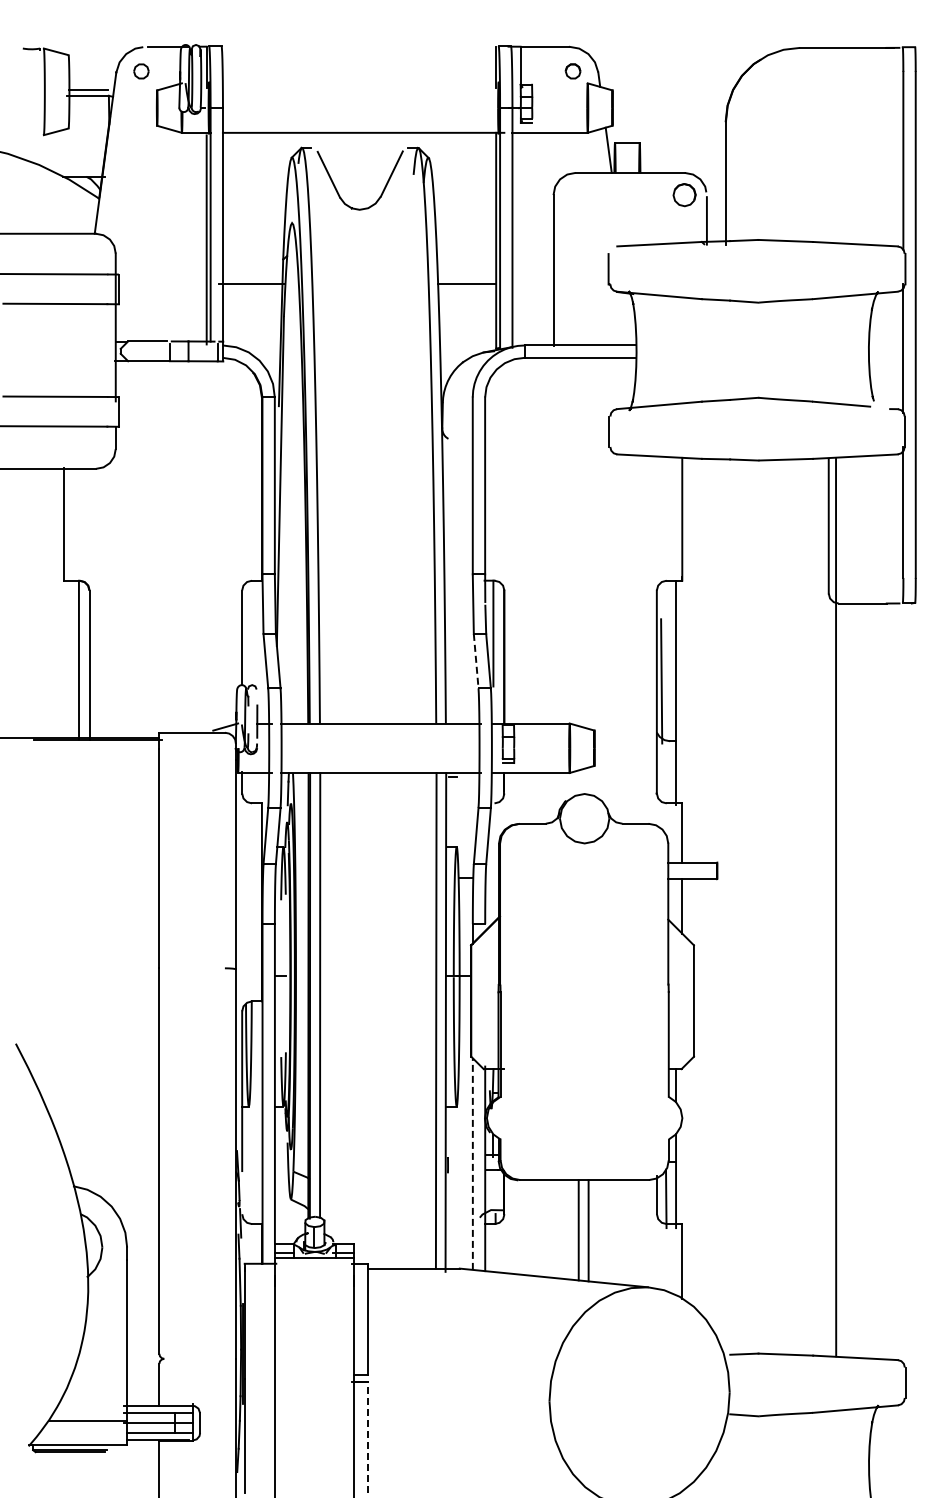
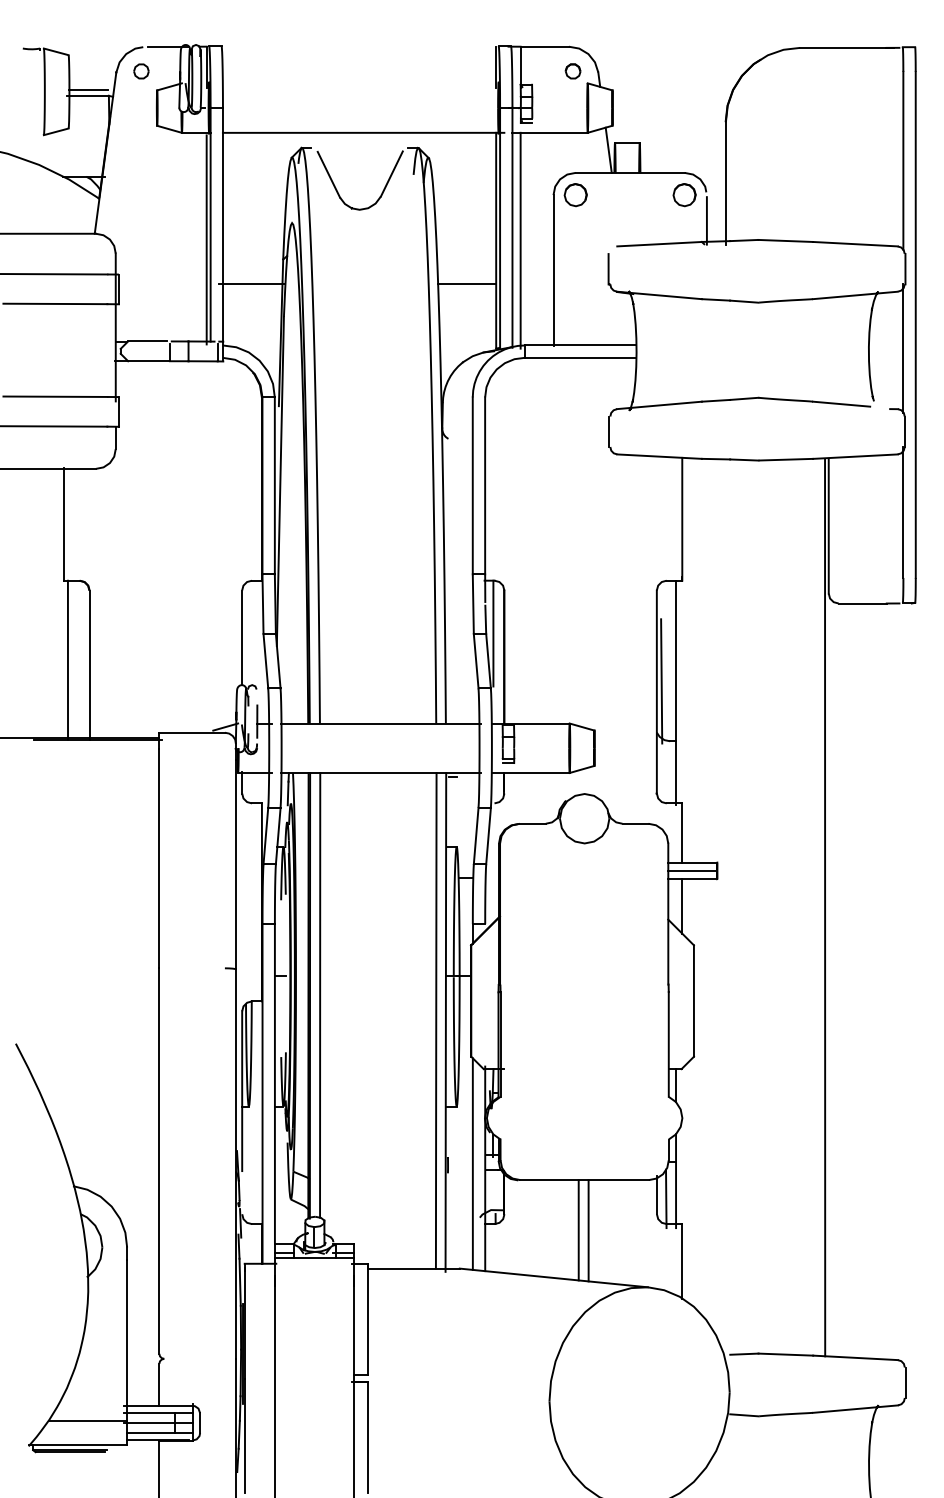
part: none -> present (575, 195)
line: none -> present (520, 240)
line position: (78, 659) -> (67, 659) (67, 659)
line: dashed -> solid (476, 661)
line: none -> present (692, 870)
line position: (836, 907) -> (825, 907) (825, 907)
line: dashed -> solid (472, 1164)
line: dashed -> solid (368, 1437)
